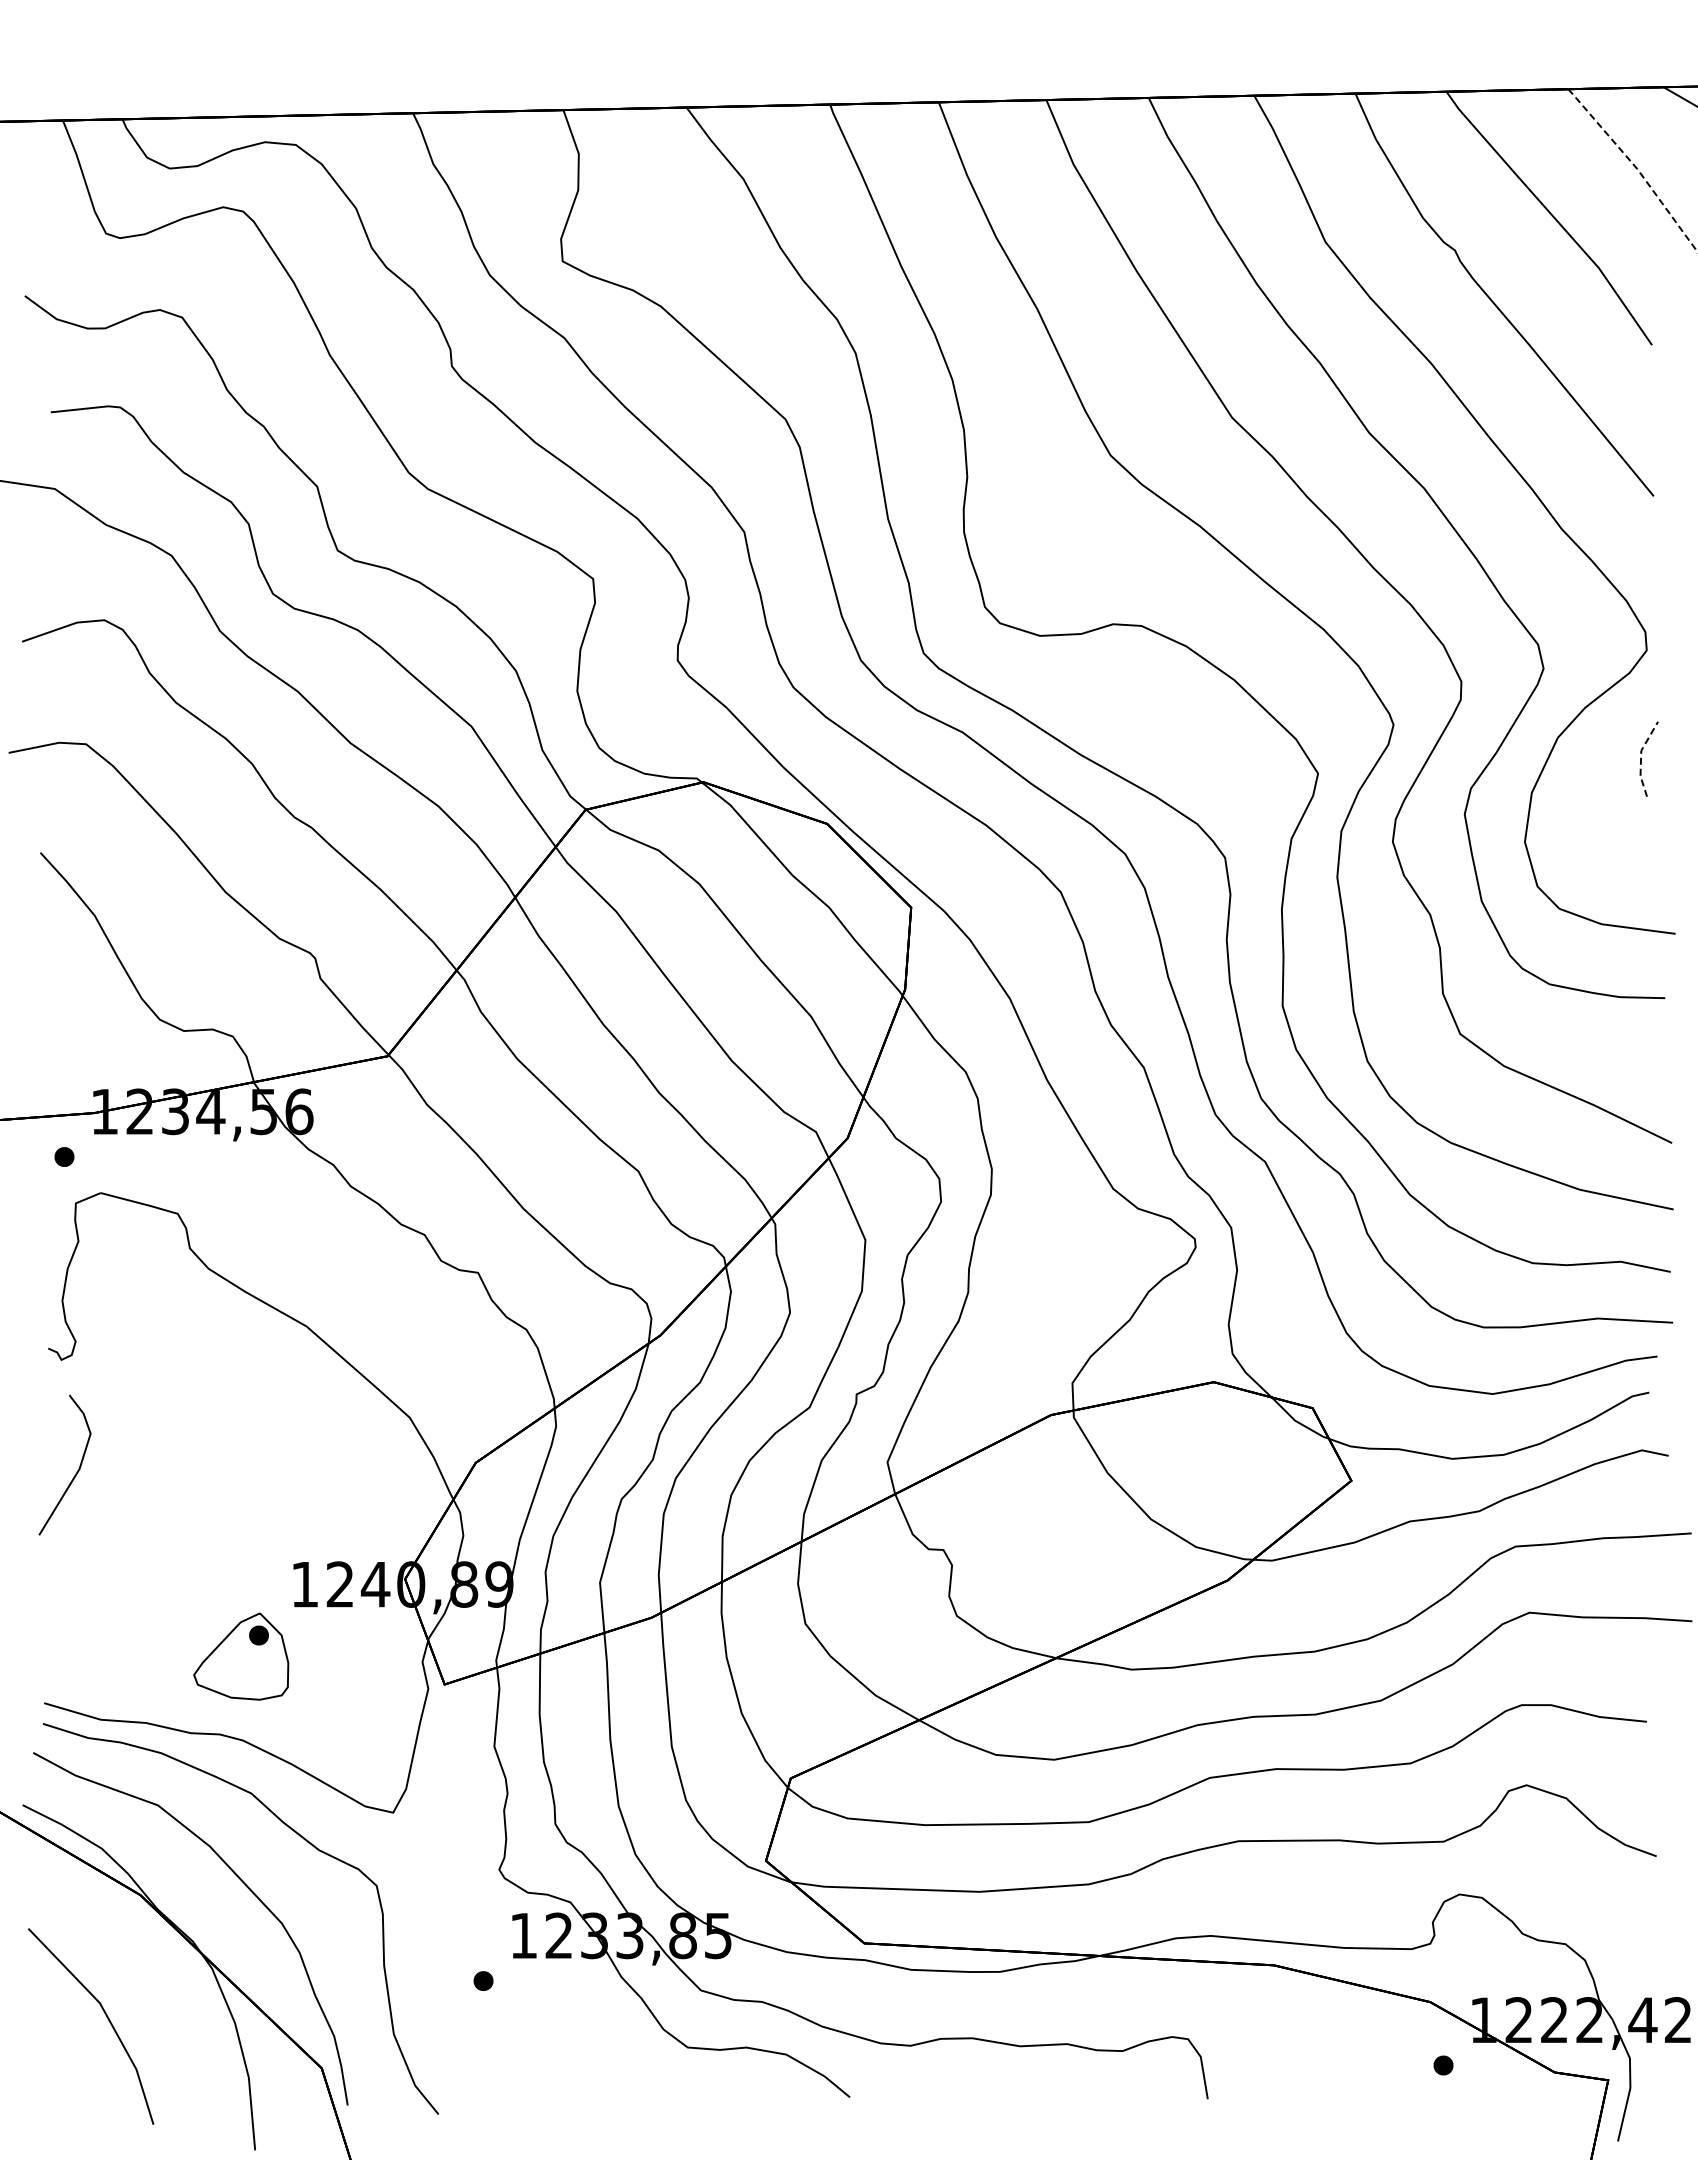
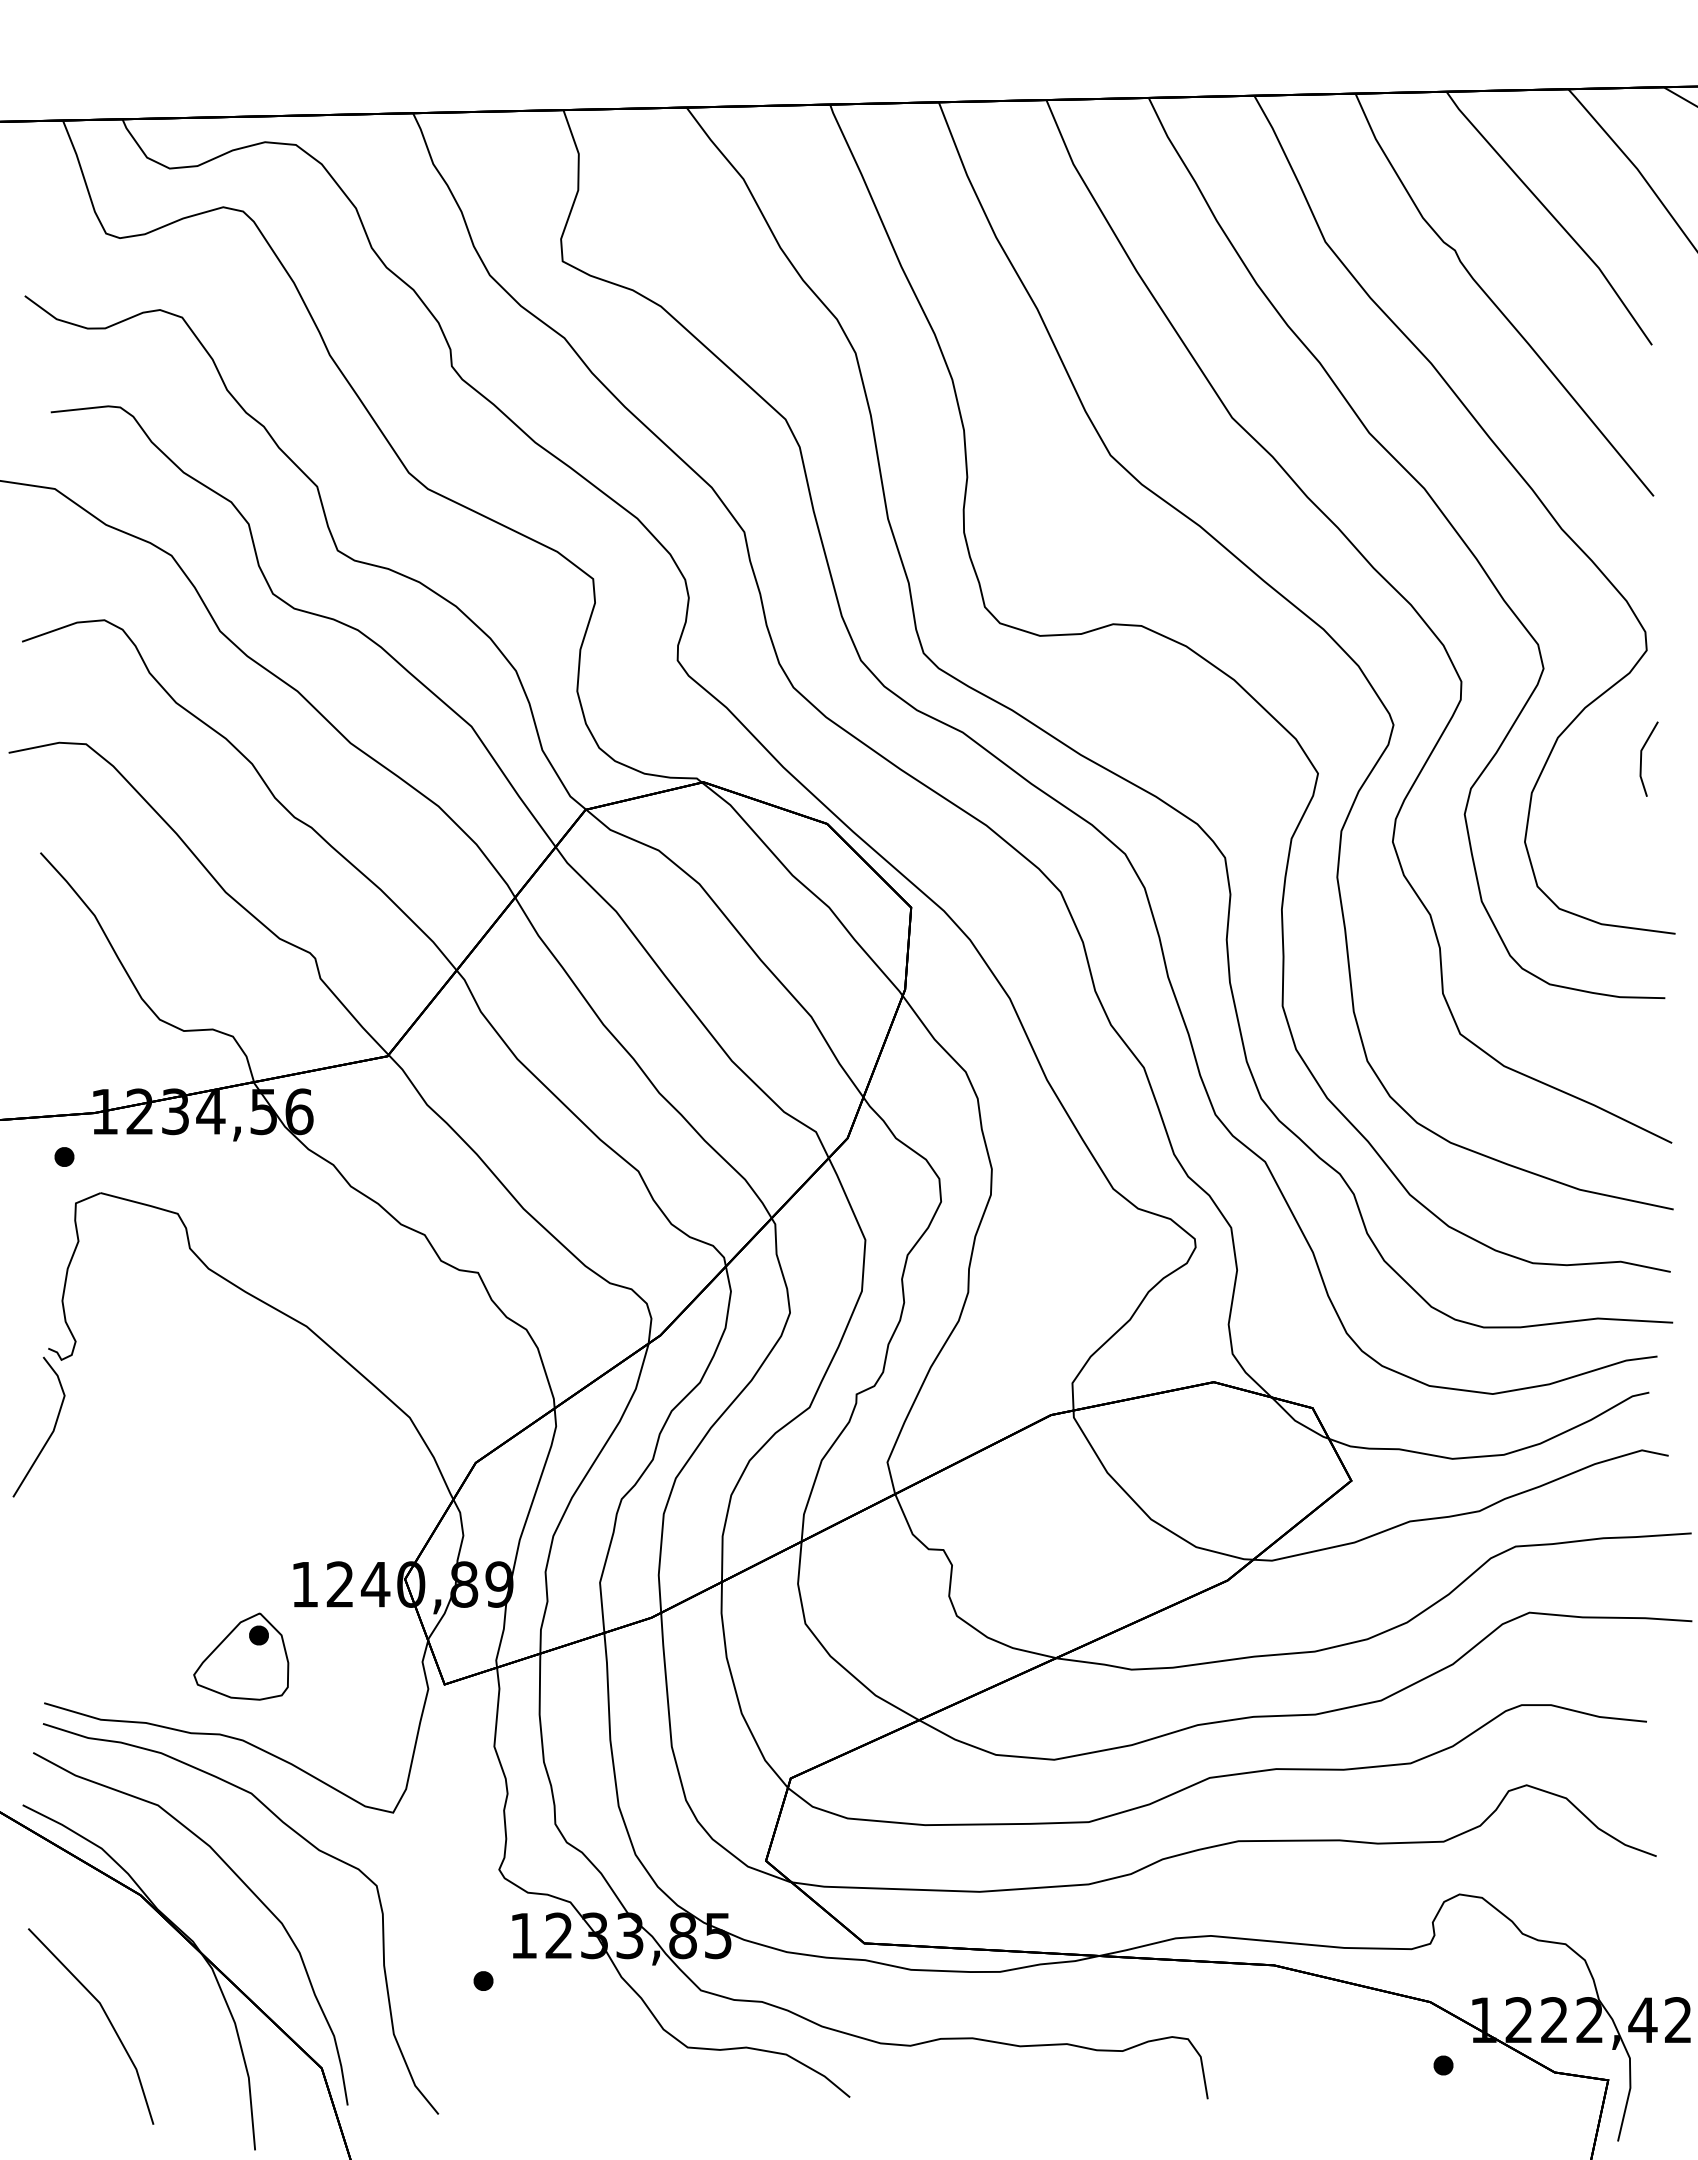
line: dashed -> solid (1636, 167)
line: dashed -> solid (1641, 757)
line position: (75, 1473) -> (49, 1435) (49, 1435)
